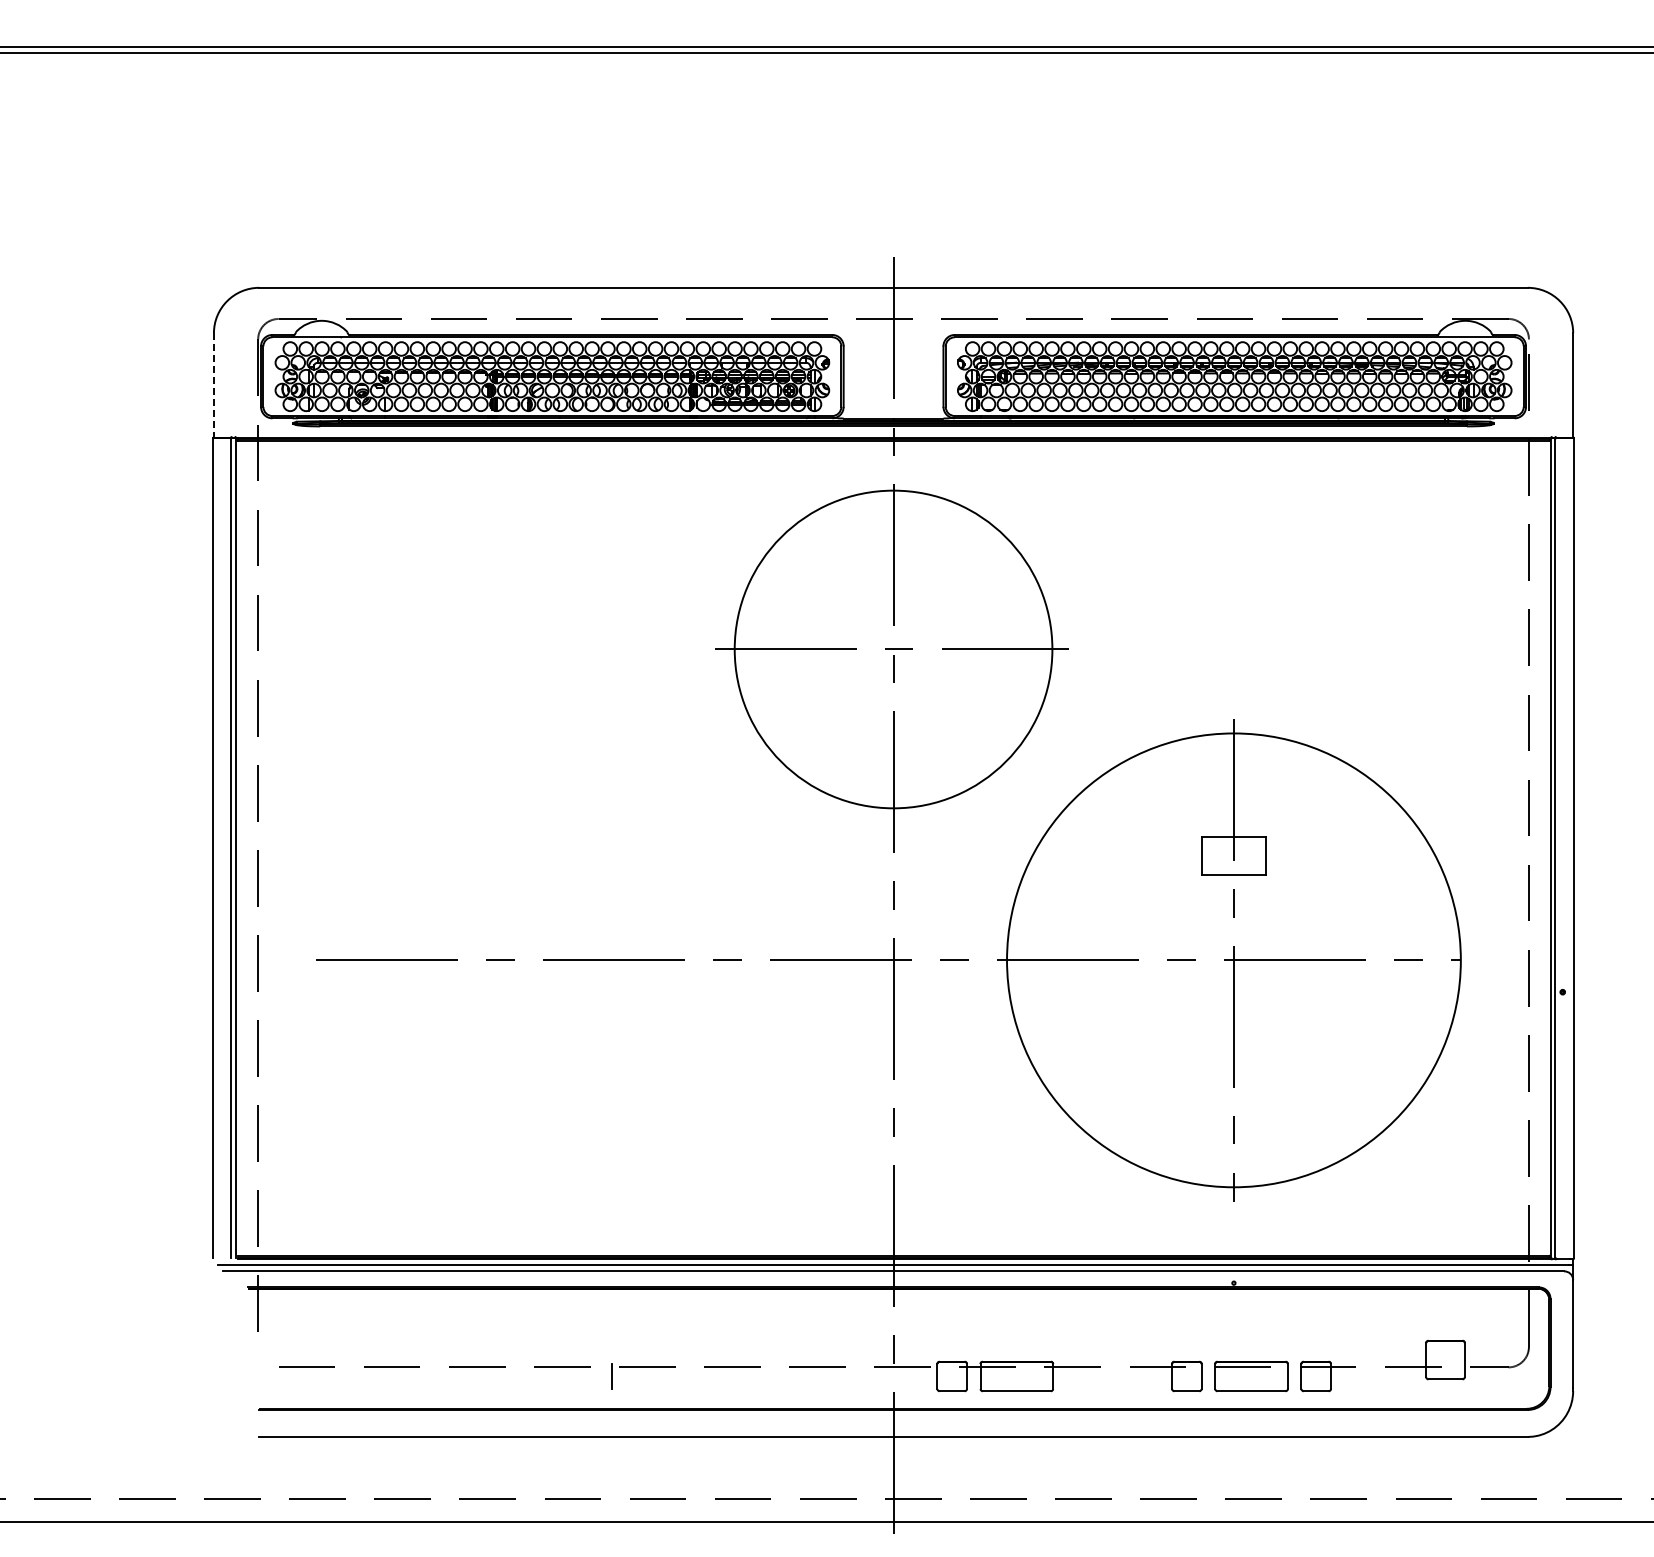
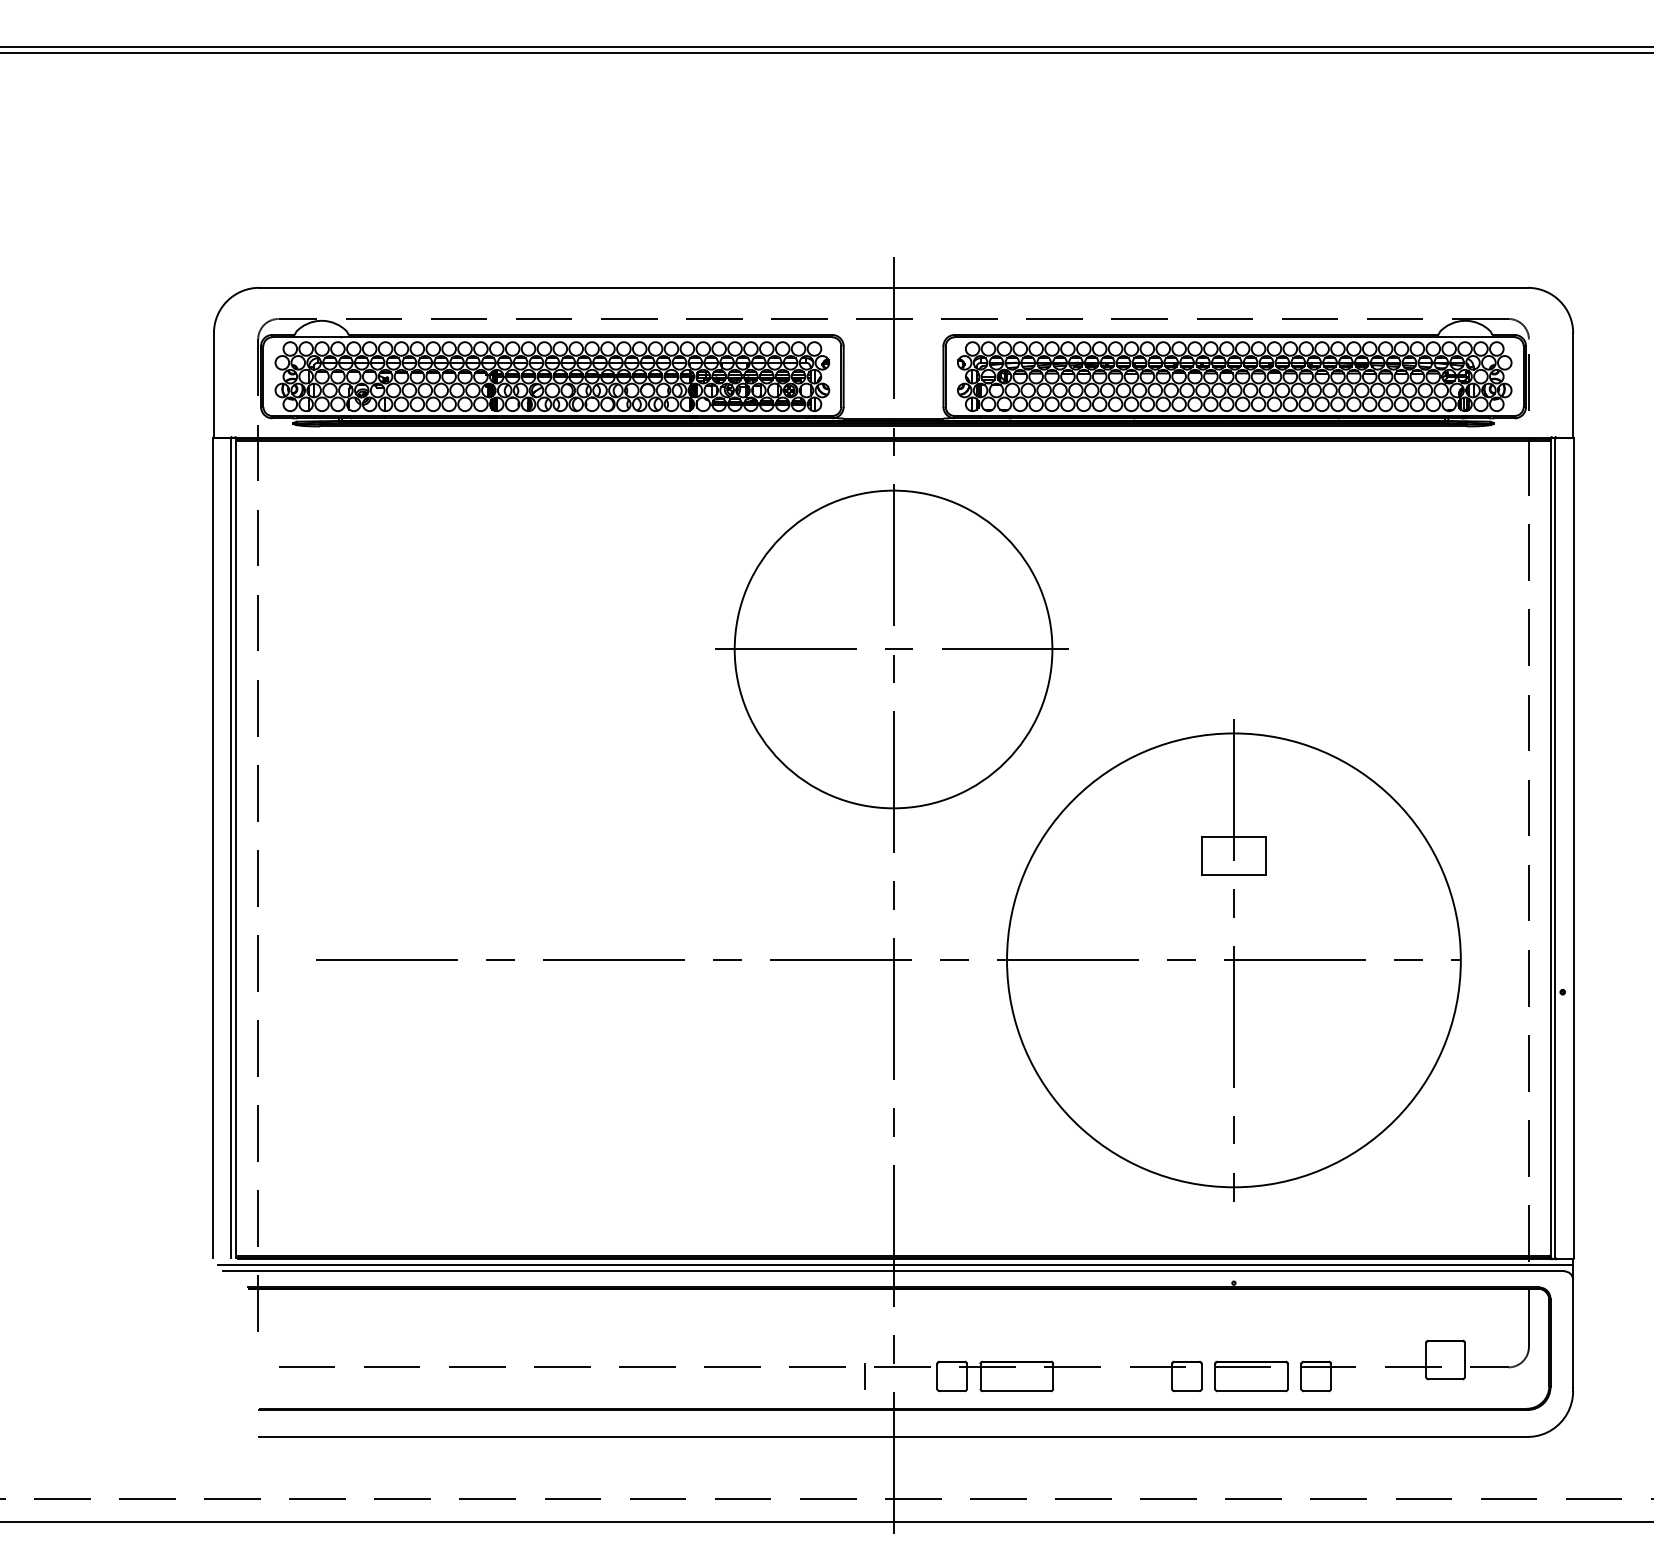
line: dashed -> solid (213, 385)
line position: (611, 1376) -> (864, 1376) (864, 1376)
